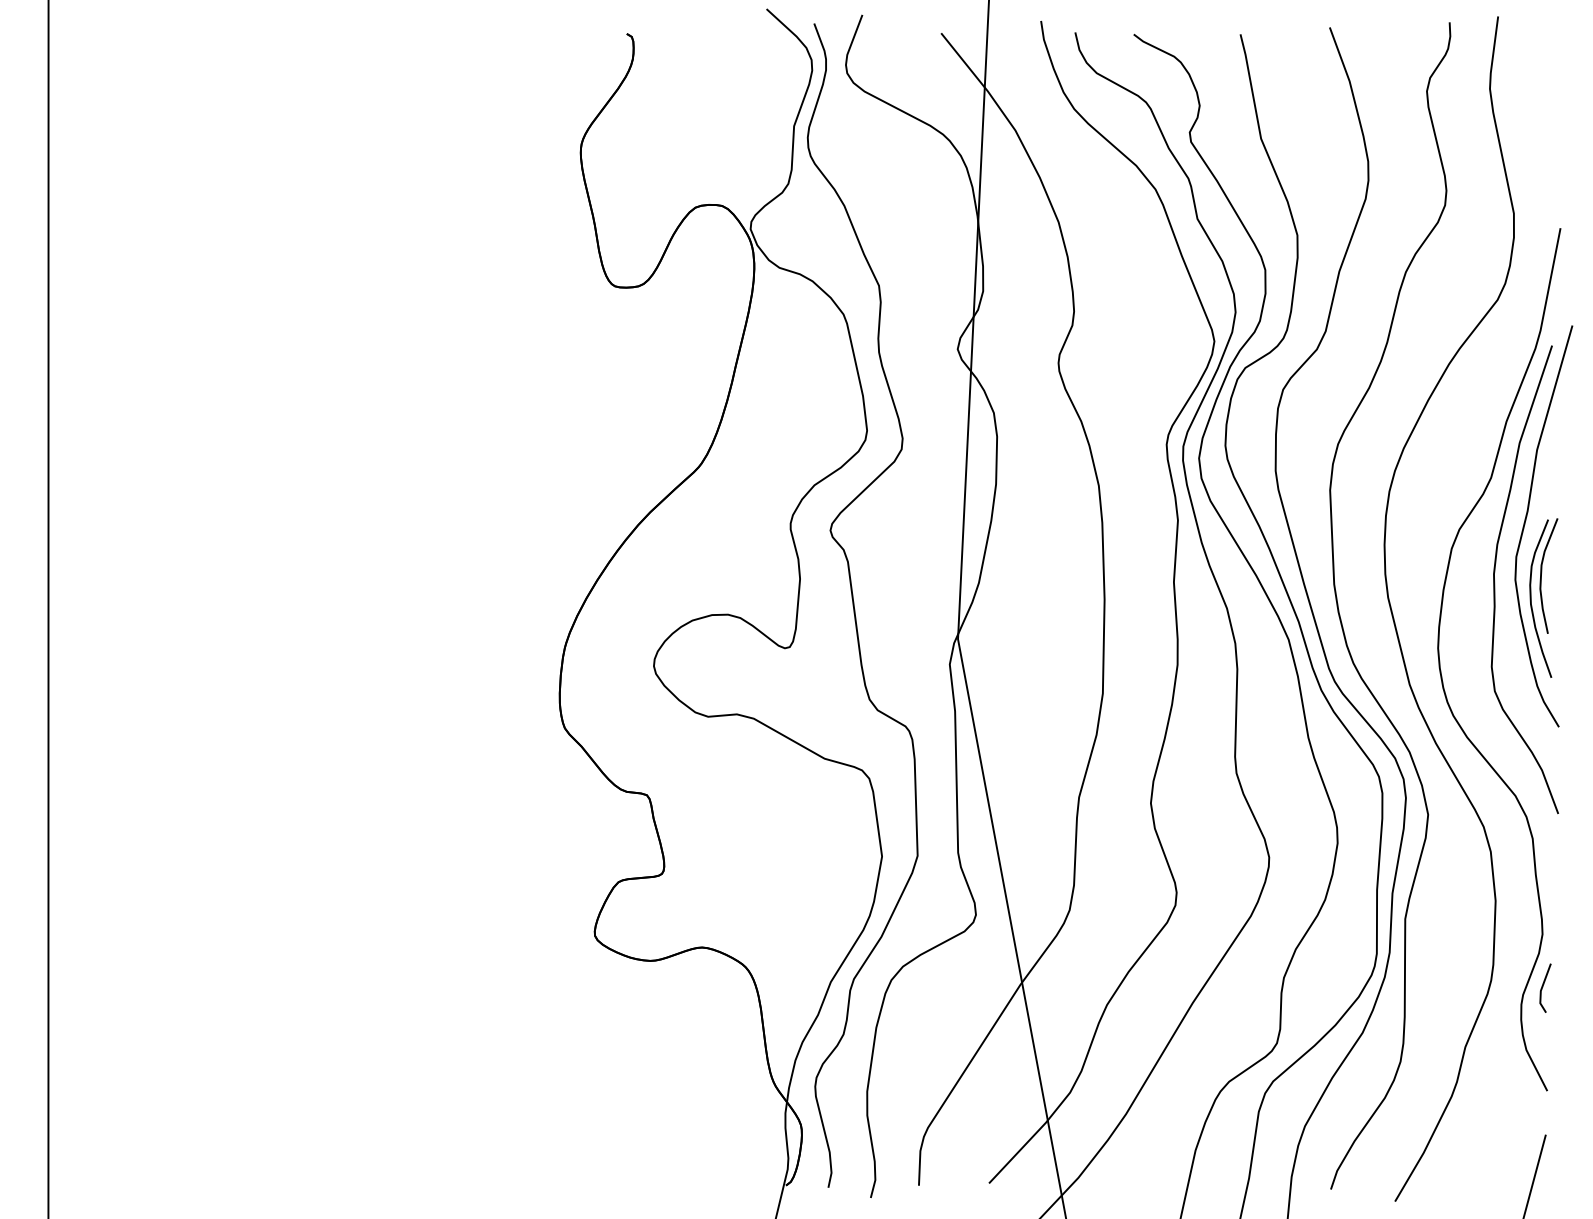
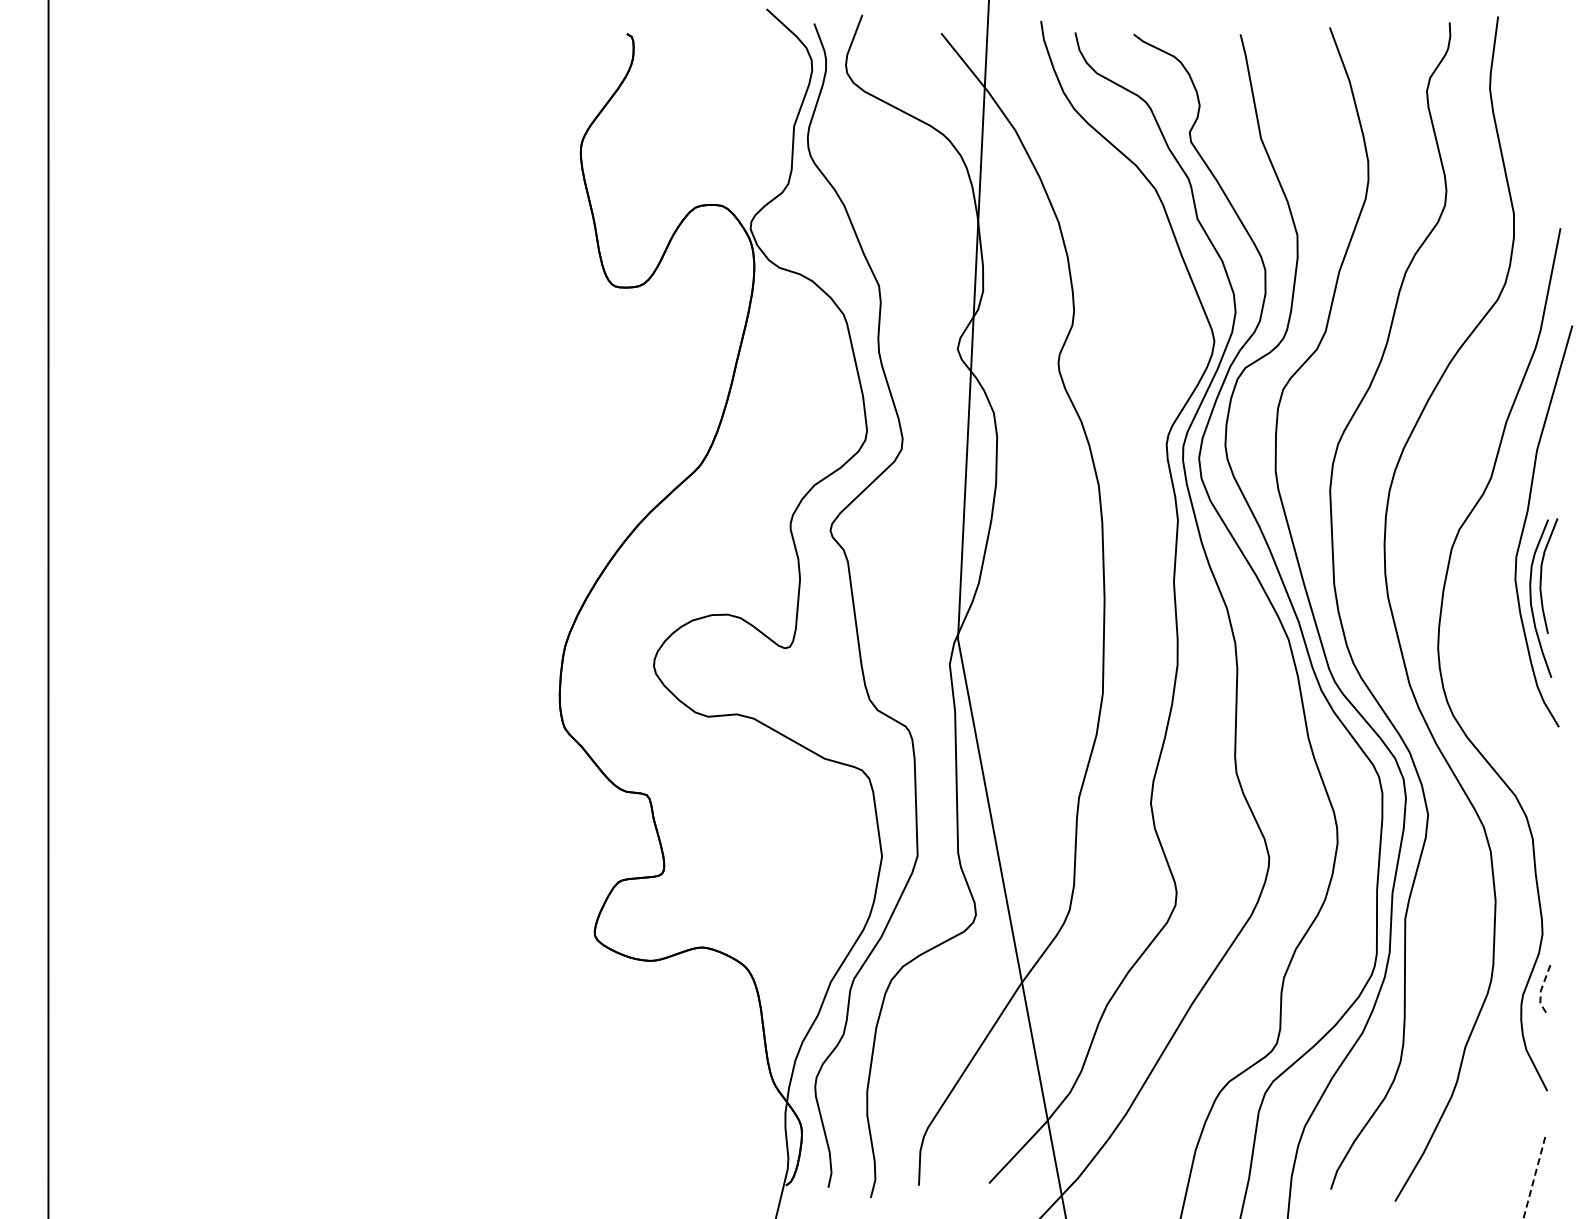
curve: present -> none (1495, 582)
line: solid -> dashed (1541, 989)
line: solid -> dashed (1534, 1176)
